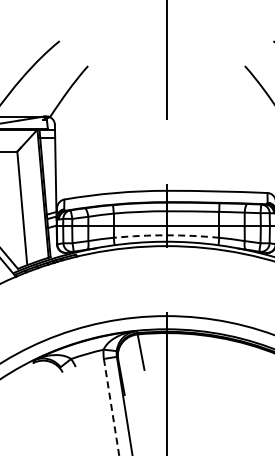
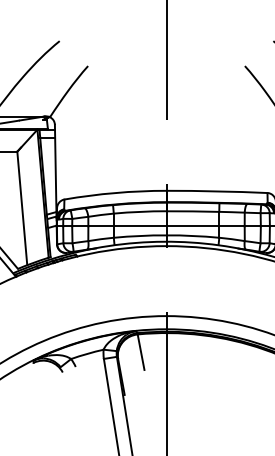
arc: dashed -> solid (166, 235)
line: dashed -> solid (111, 407)
